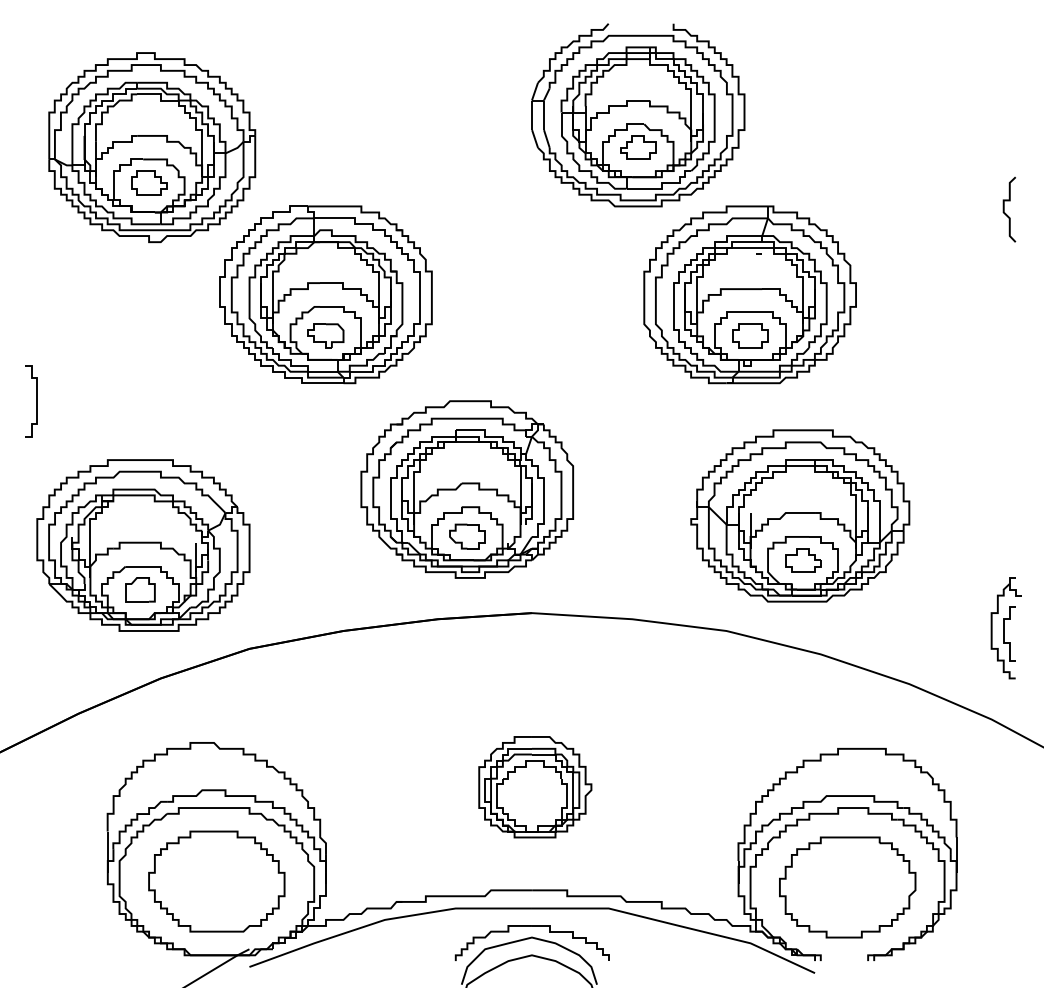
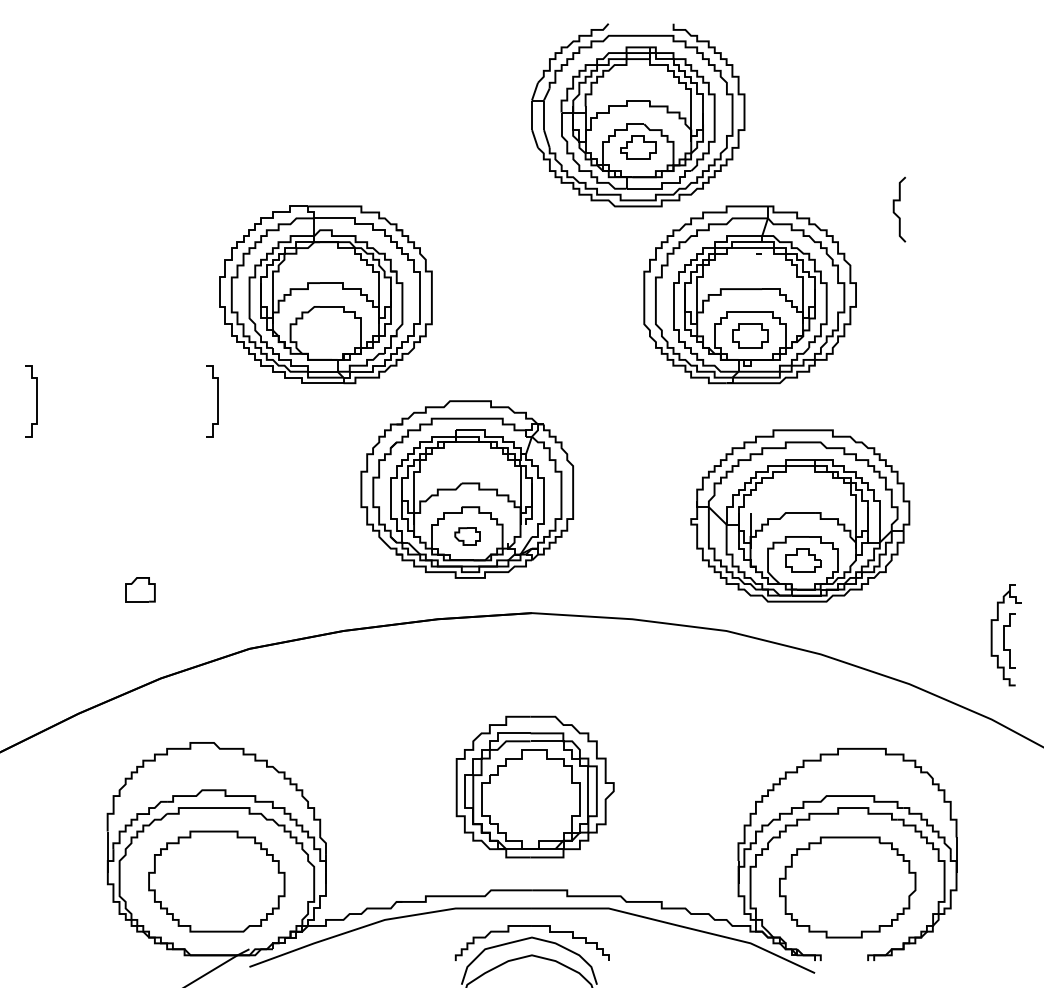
part: present -> none (152, 147)
curve position: (1004, 209) -> (894, 209) (894, 209)
part: present -> none (325, 335)
curve: none -> present (217, 401)
part size: 37x27 px -> 27x19 px (467, 536)
part: present -> none (143, 545)
part position: (1005, 628) -> (1005, 635) (1005, 635)
part size: 115x103 px -> 160x144 px (534, 786)
